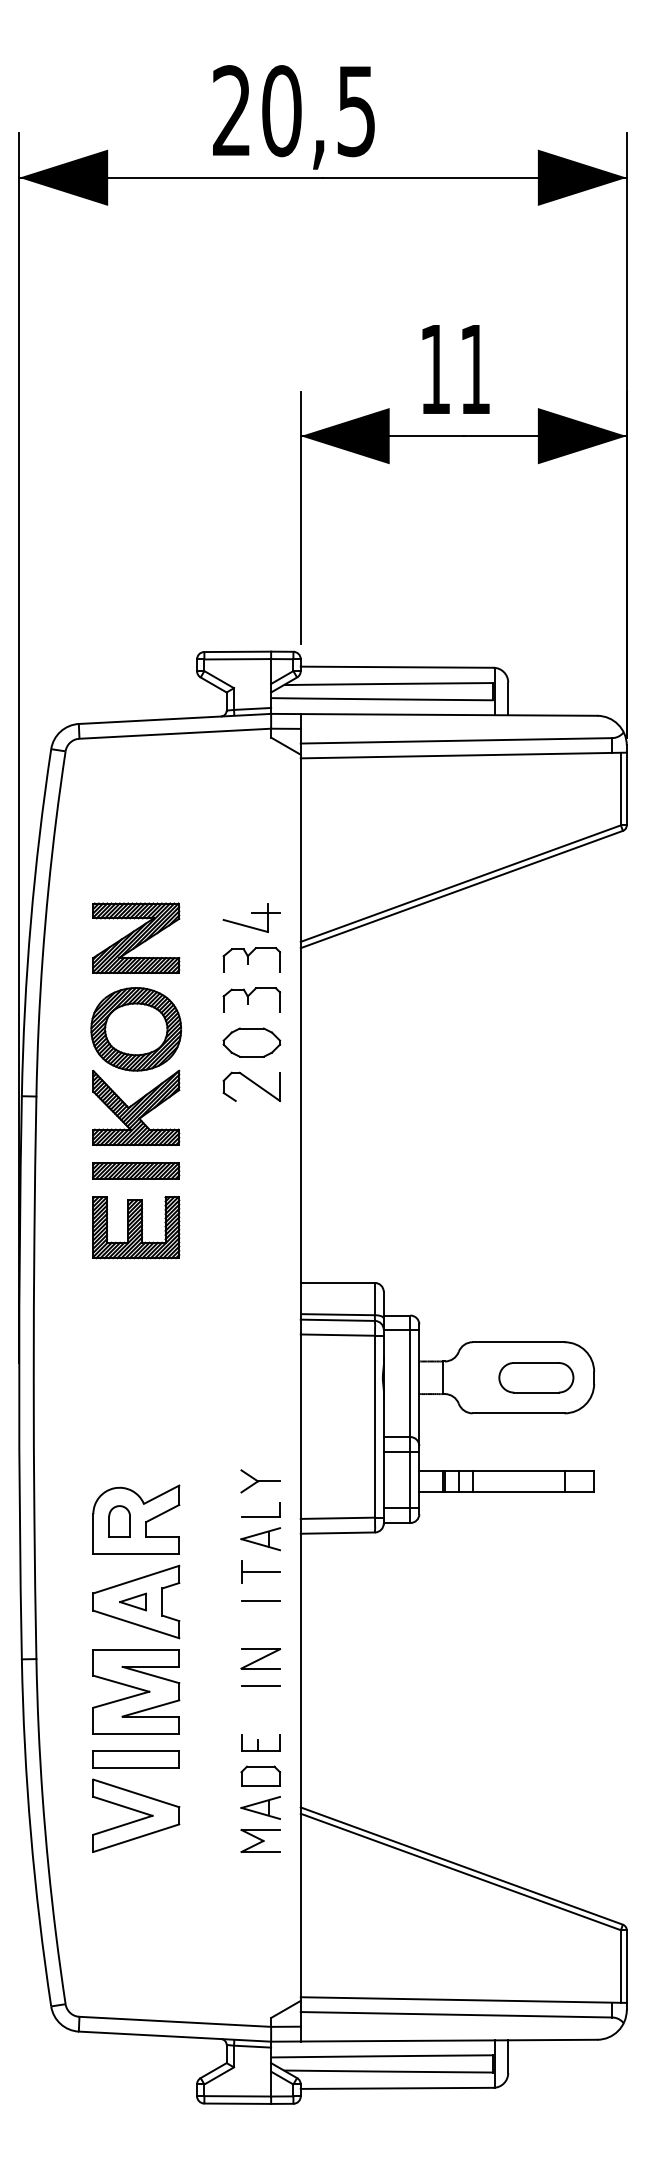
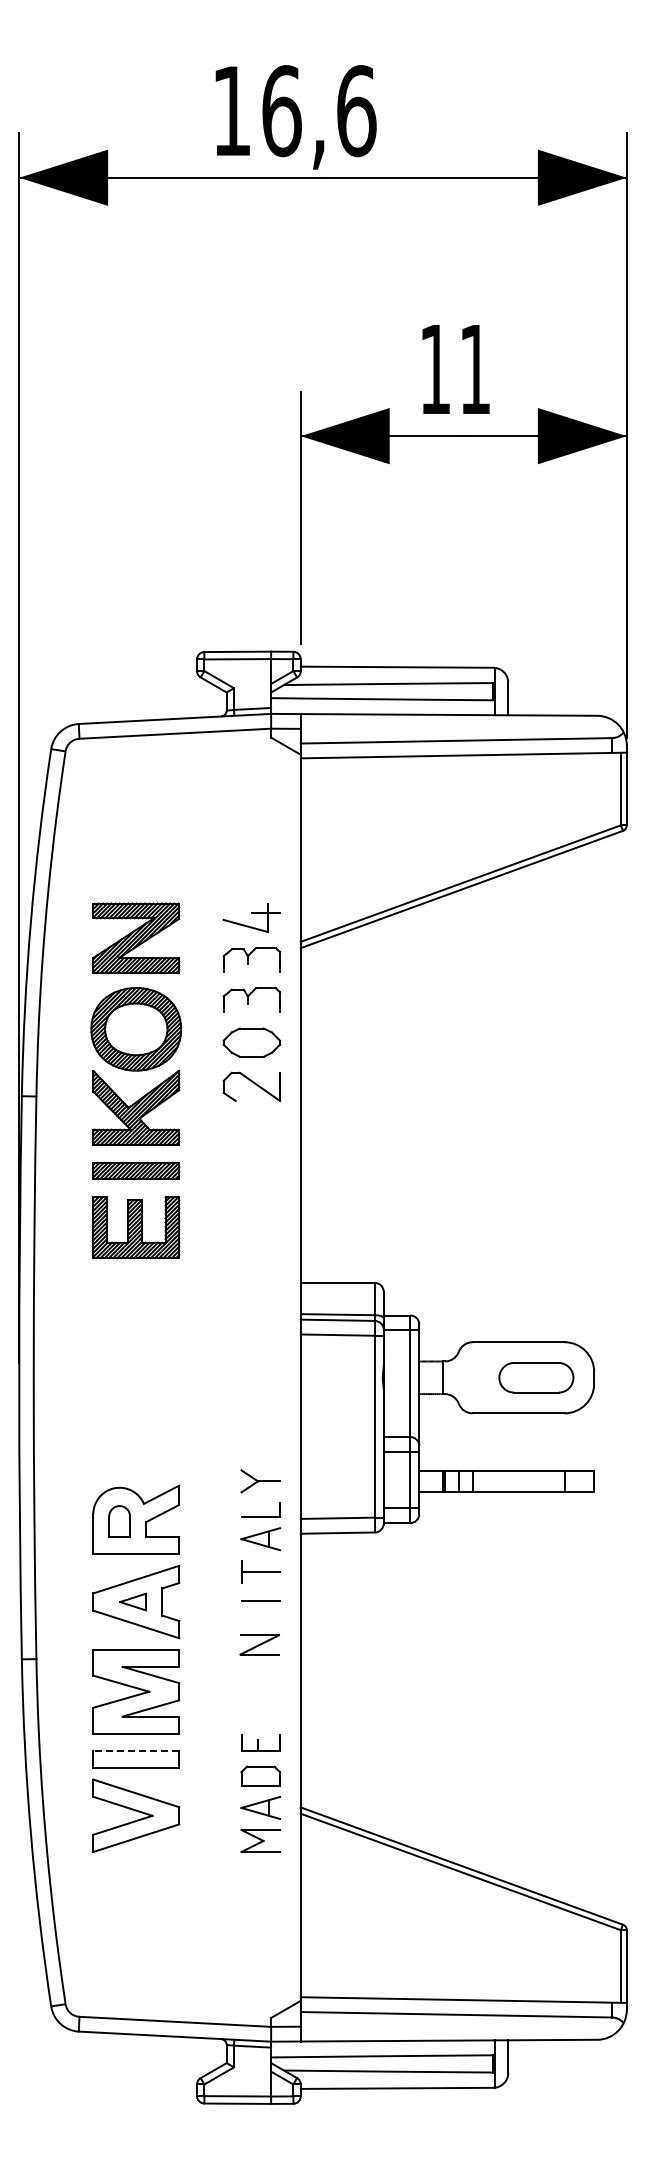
text: 20,5 -> 16,6 (294, 111)
part position: (260, 1658) -> (259, 1644) (259, 1644)
line: present -> none (260, 1685)
line: solid -> dashed (136, 1750)
